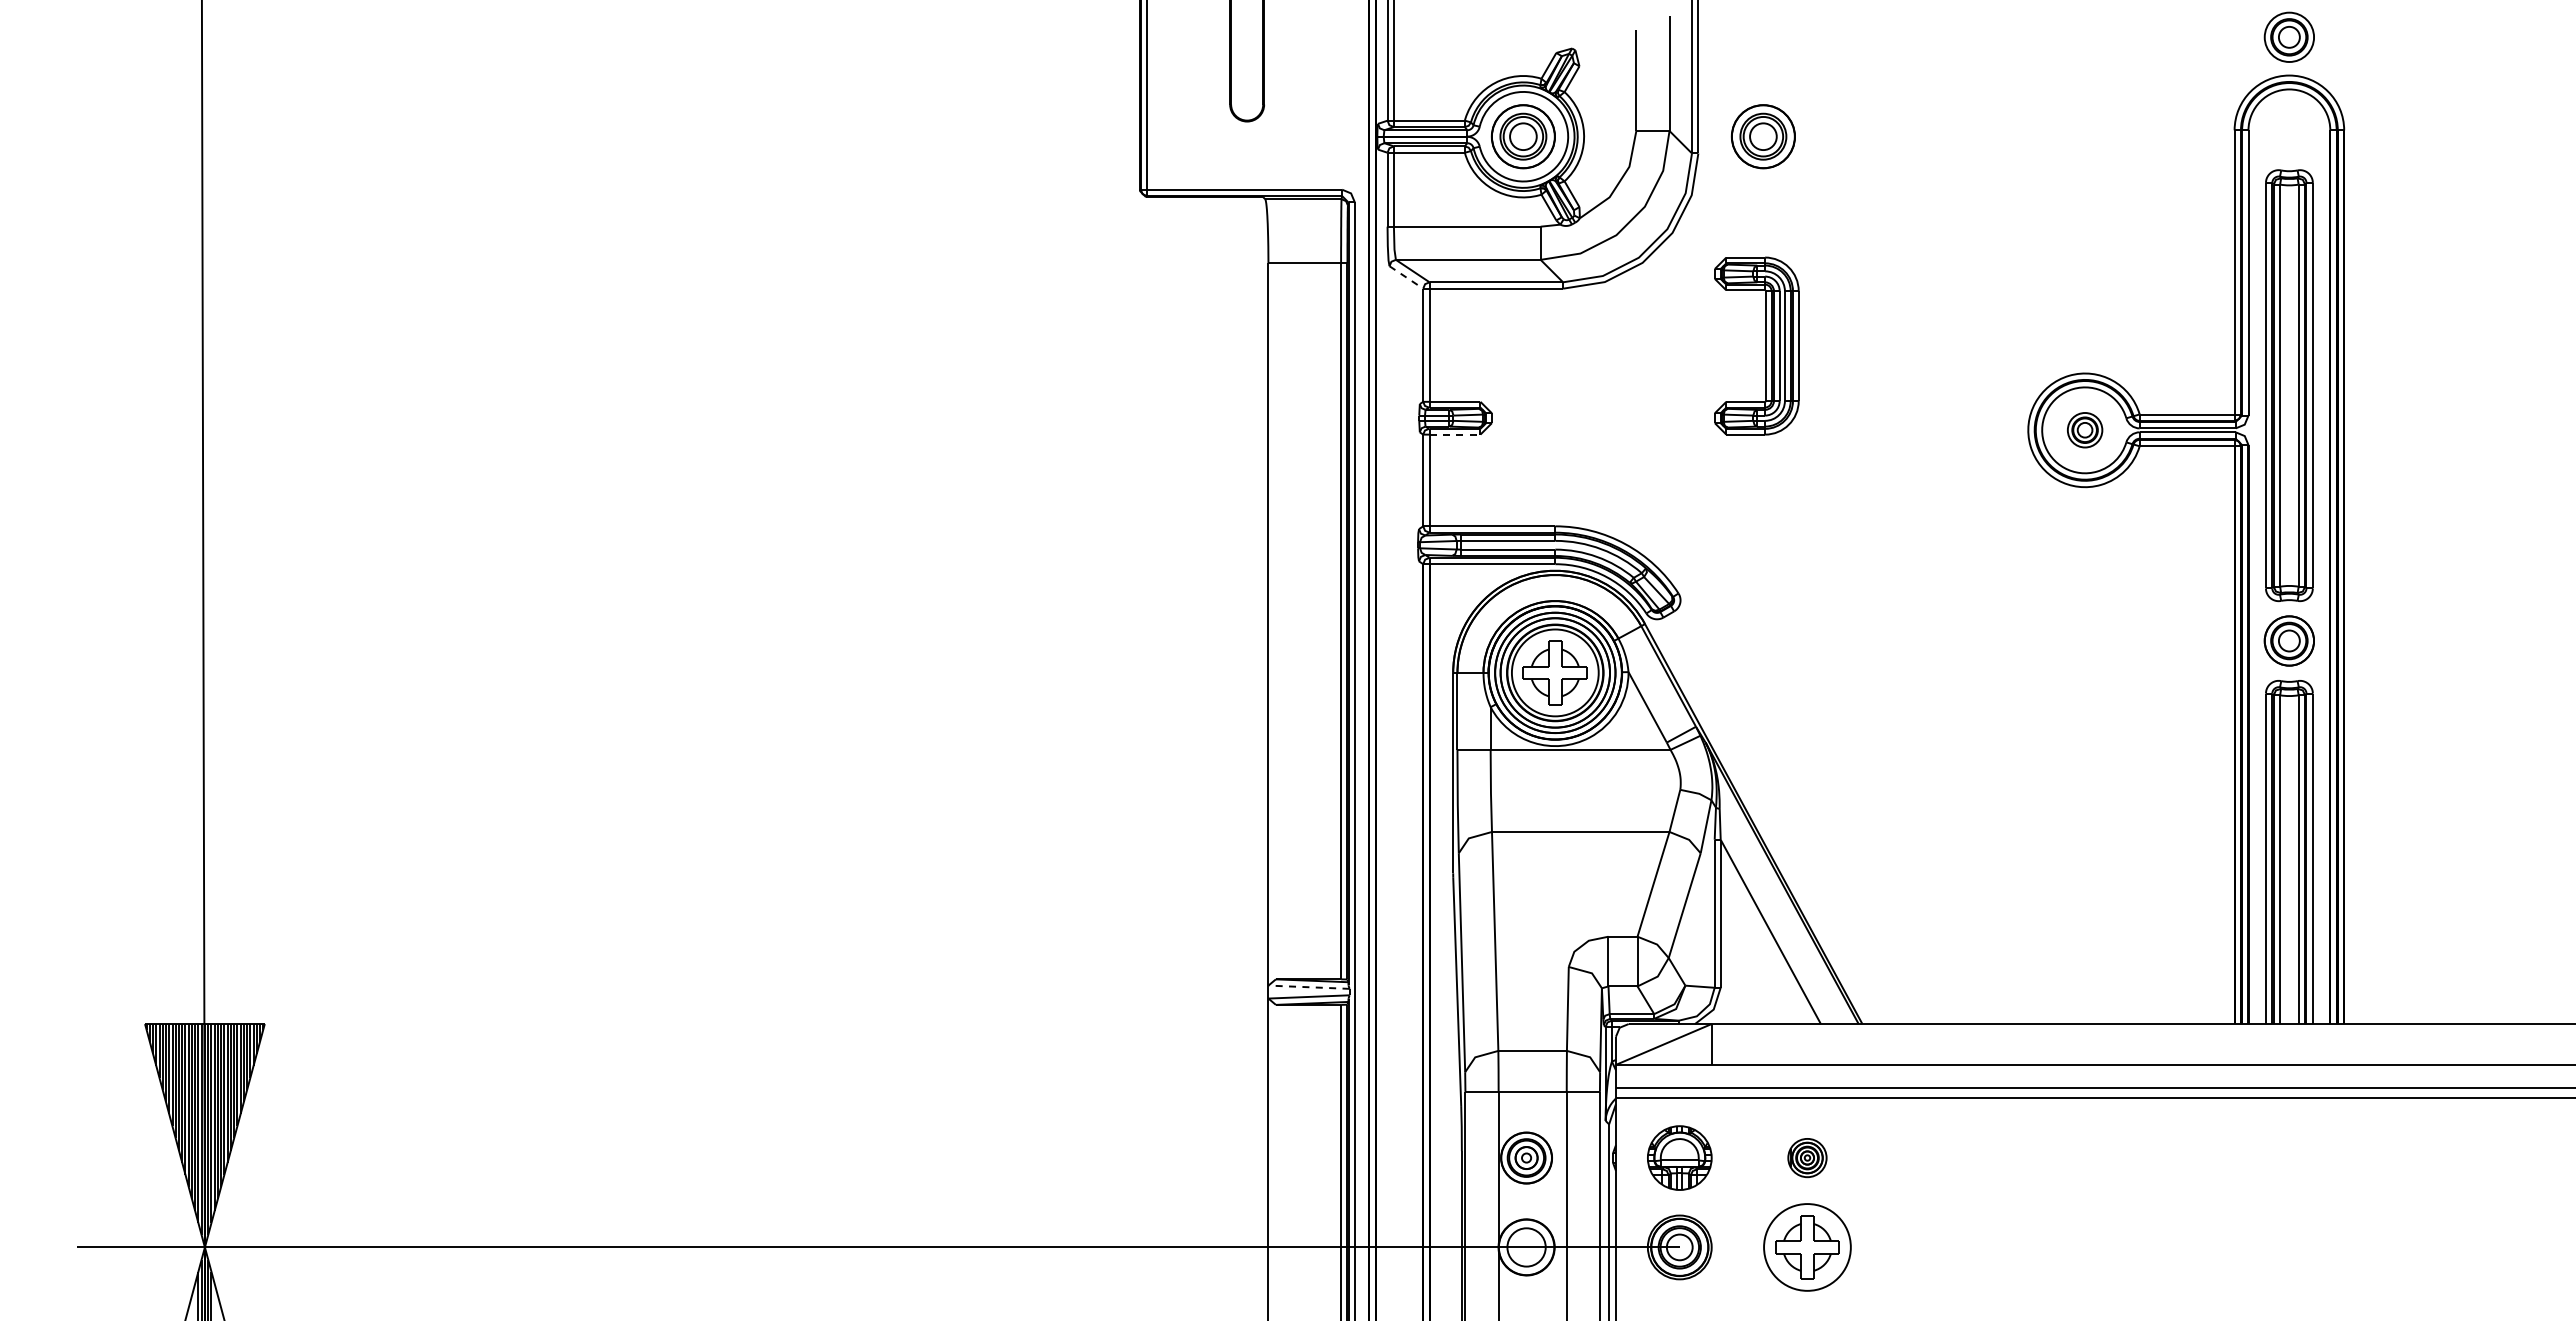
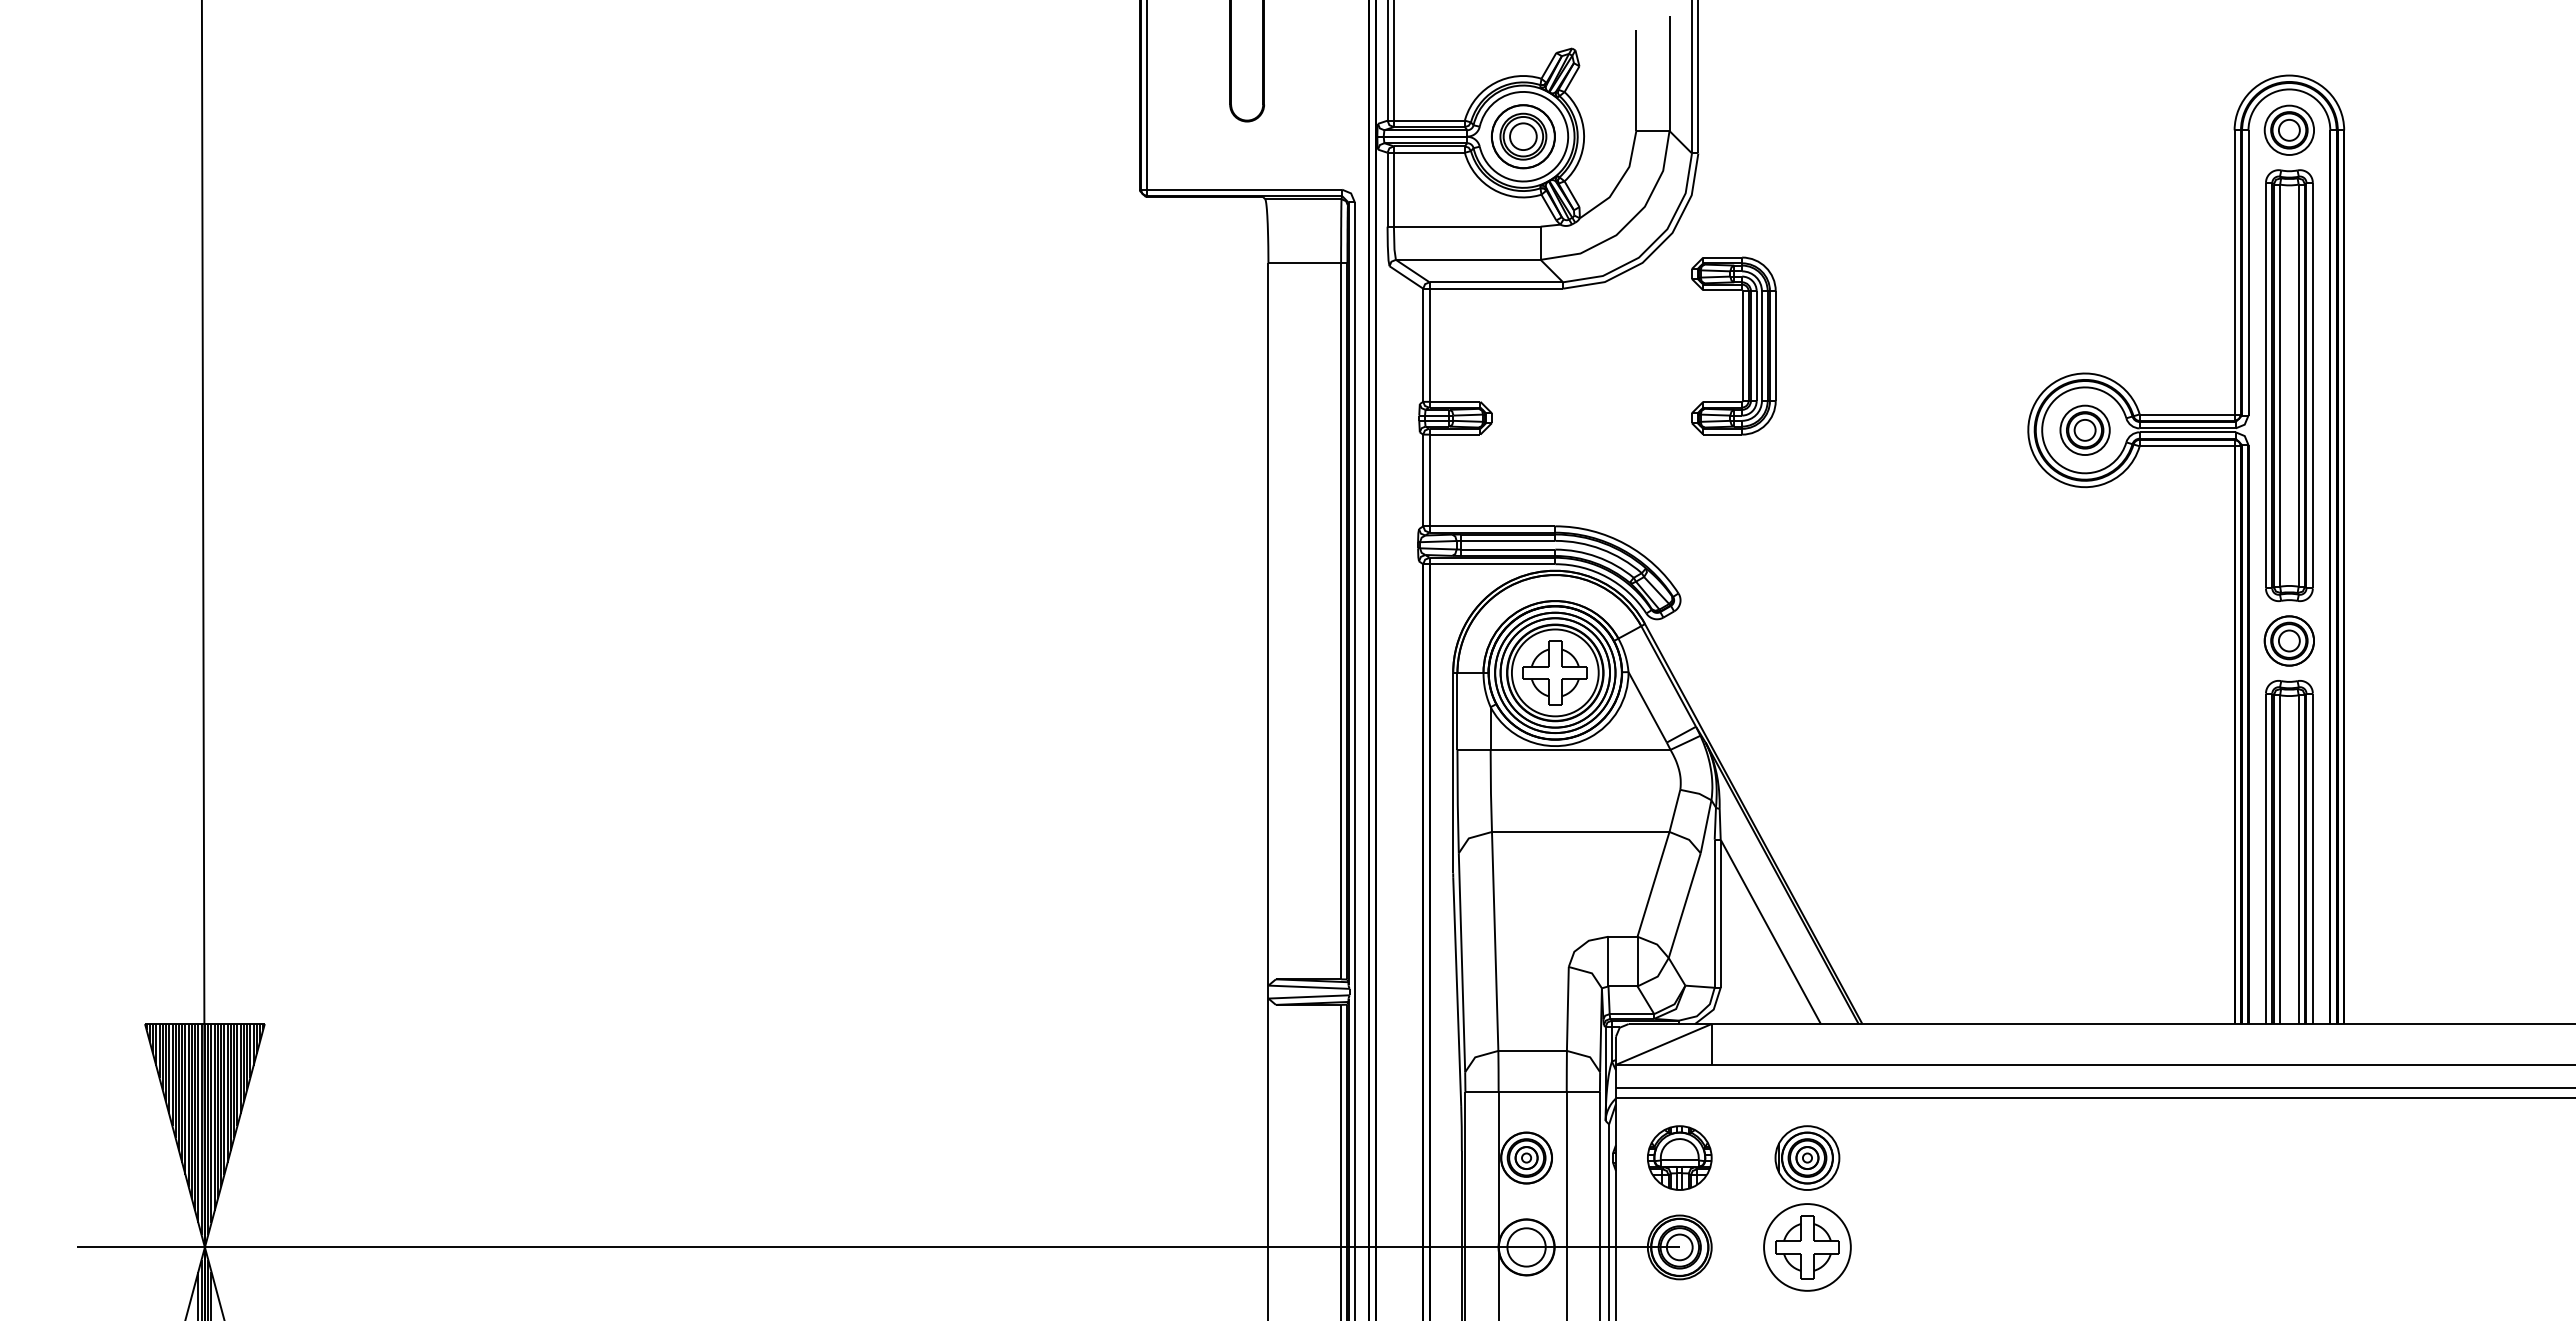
part position: (2288, 36) -> (2288, 129) (2288, 129)
part: present -> none (1762, 136)
line: dashed -> solid (1406, 277)
part position: (1765, 345) -> (1742, 345) (1742, 345)
part size: 37x37 px -> 52x52 px (2084, 429)
line: dashed -> solid (1455, 434)
line: dashed -> solid (1308, 987)
part size: 41x41 px -> 67x66 px (1807, 1157)
